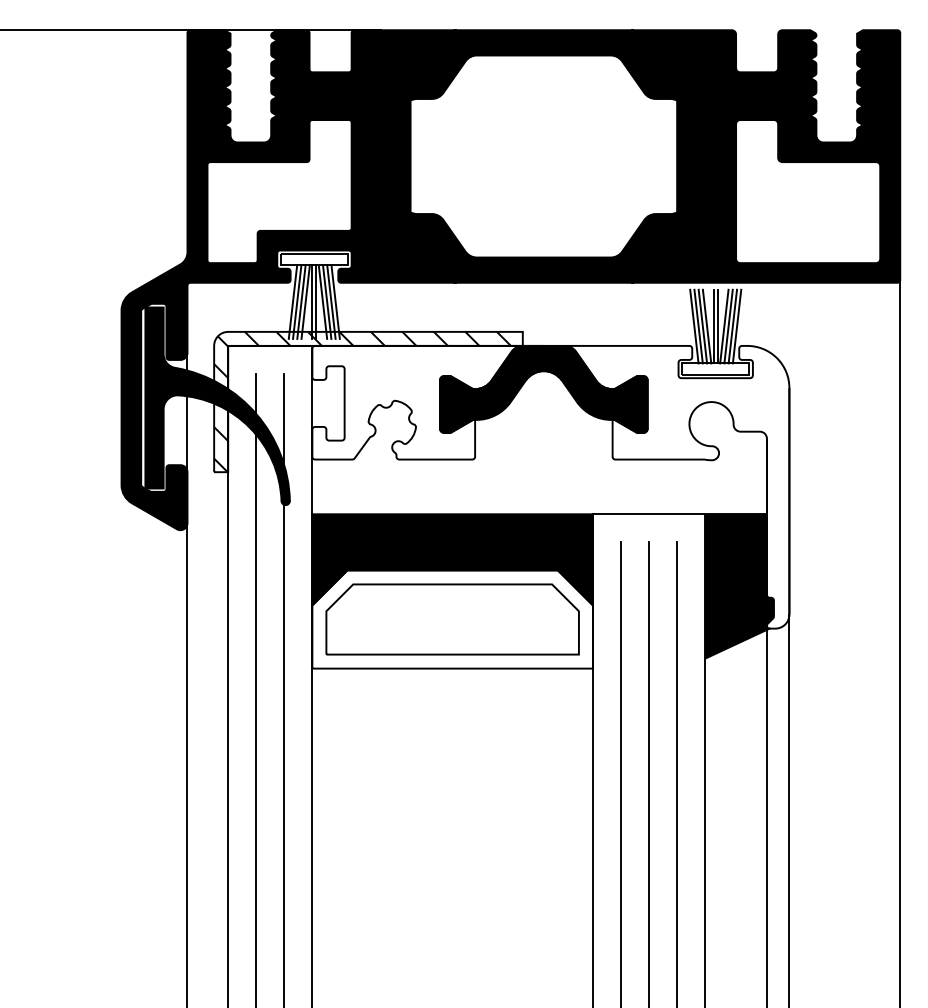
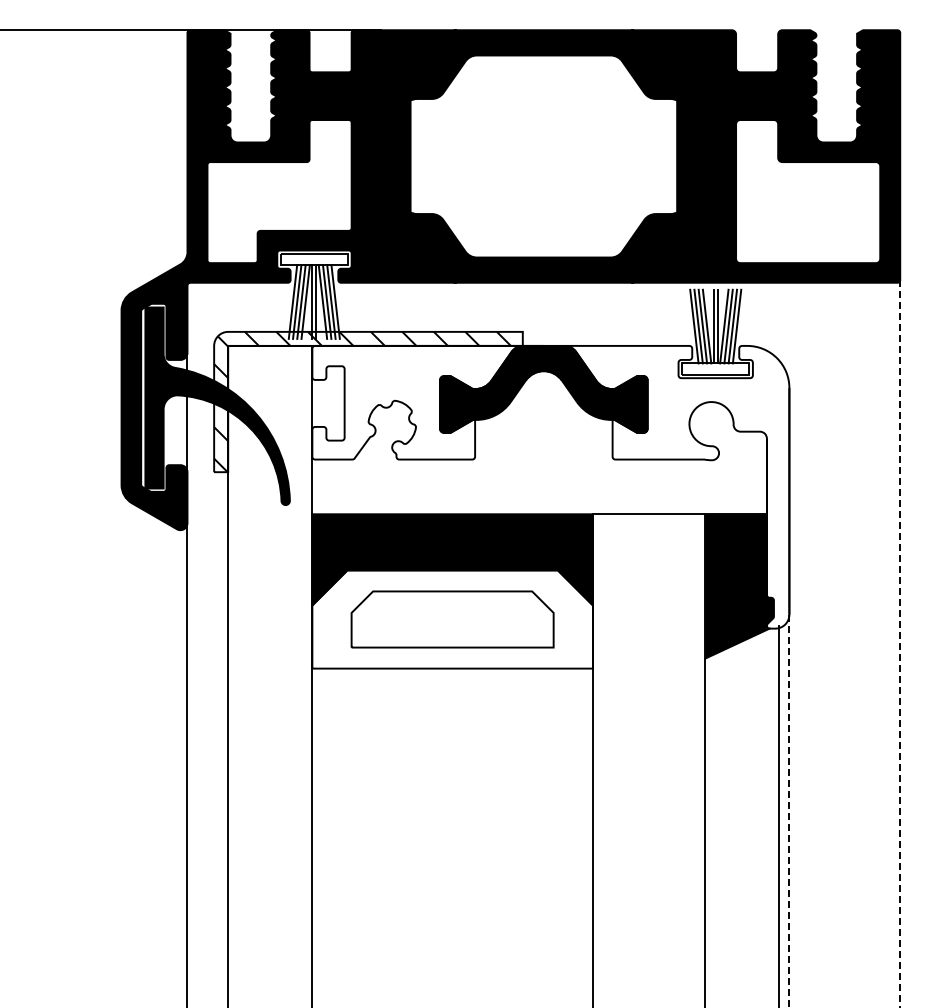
part size: 255x73 px -> 205x59 px (452, 619)
line: solid -> dashed (900, 643)
line: present -> none (256, 688)
line: present -> none (284, 688)
line: present -> none (621, 773)
line: present -> none (649, 773)
line: present -> none (677, 773)
line: solid -> dashed (789, 811)
line position: (766, 814) -> (778, 814) (778, 814)
